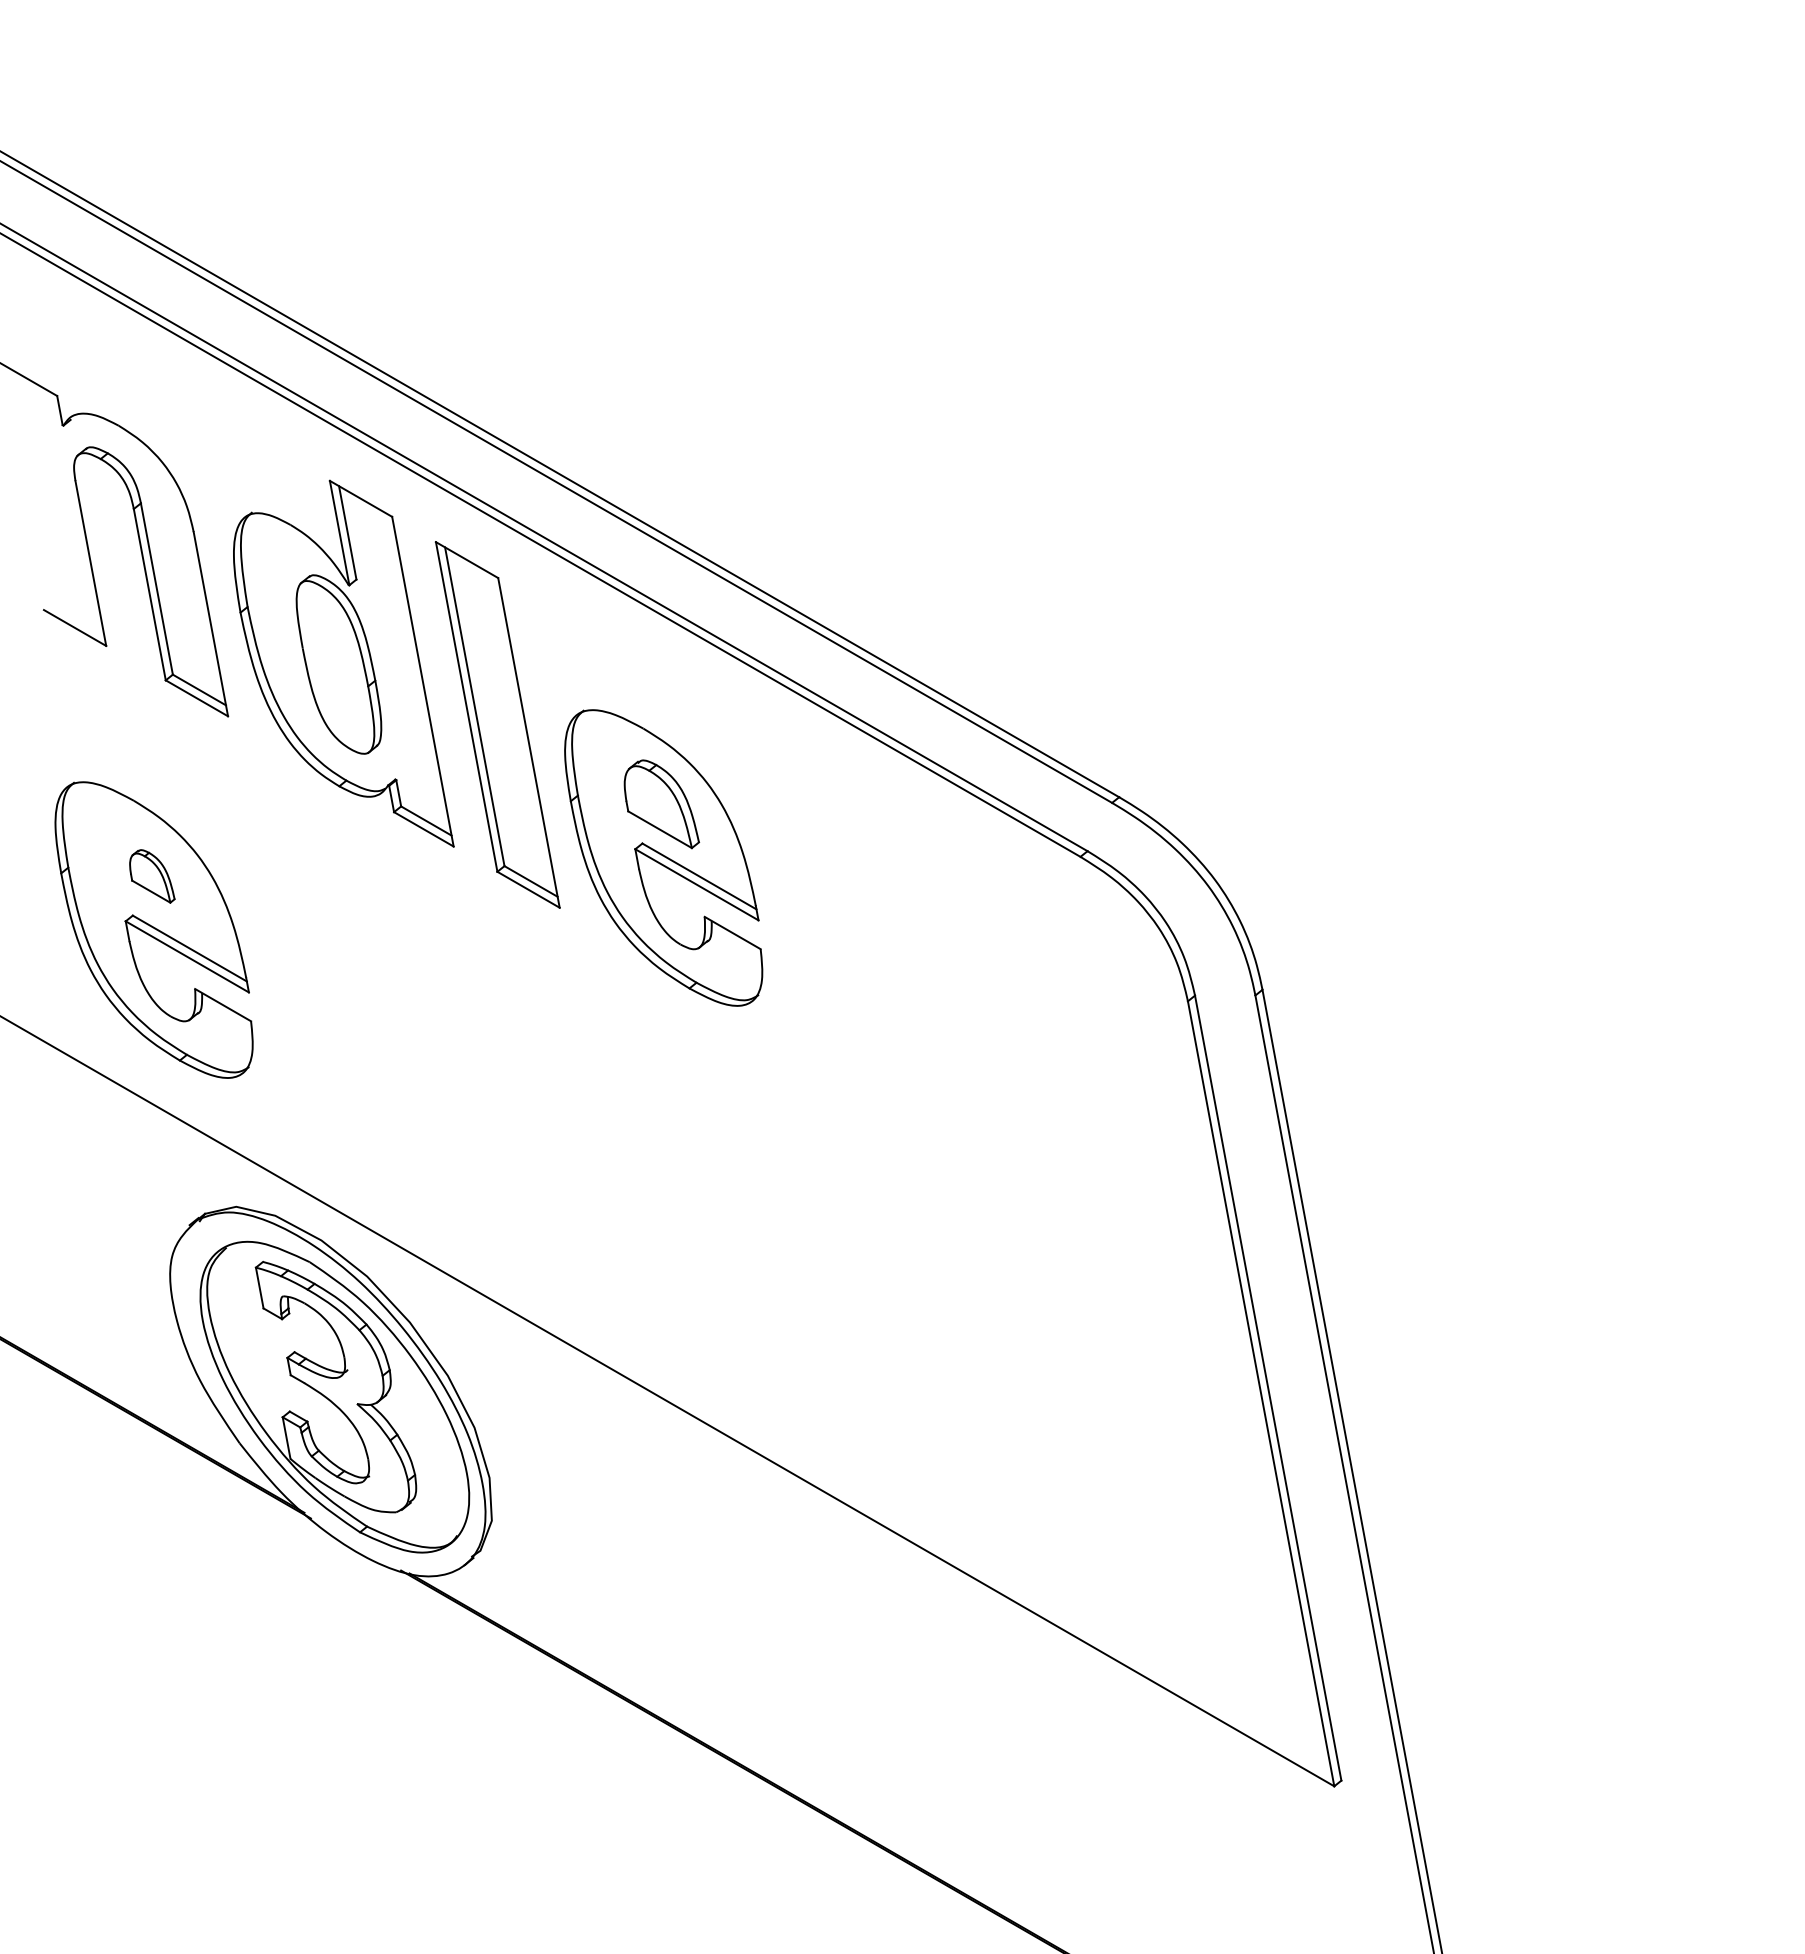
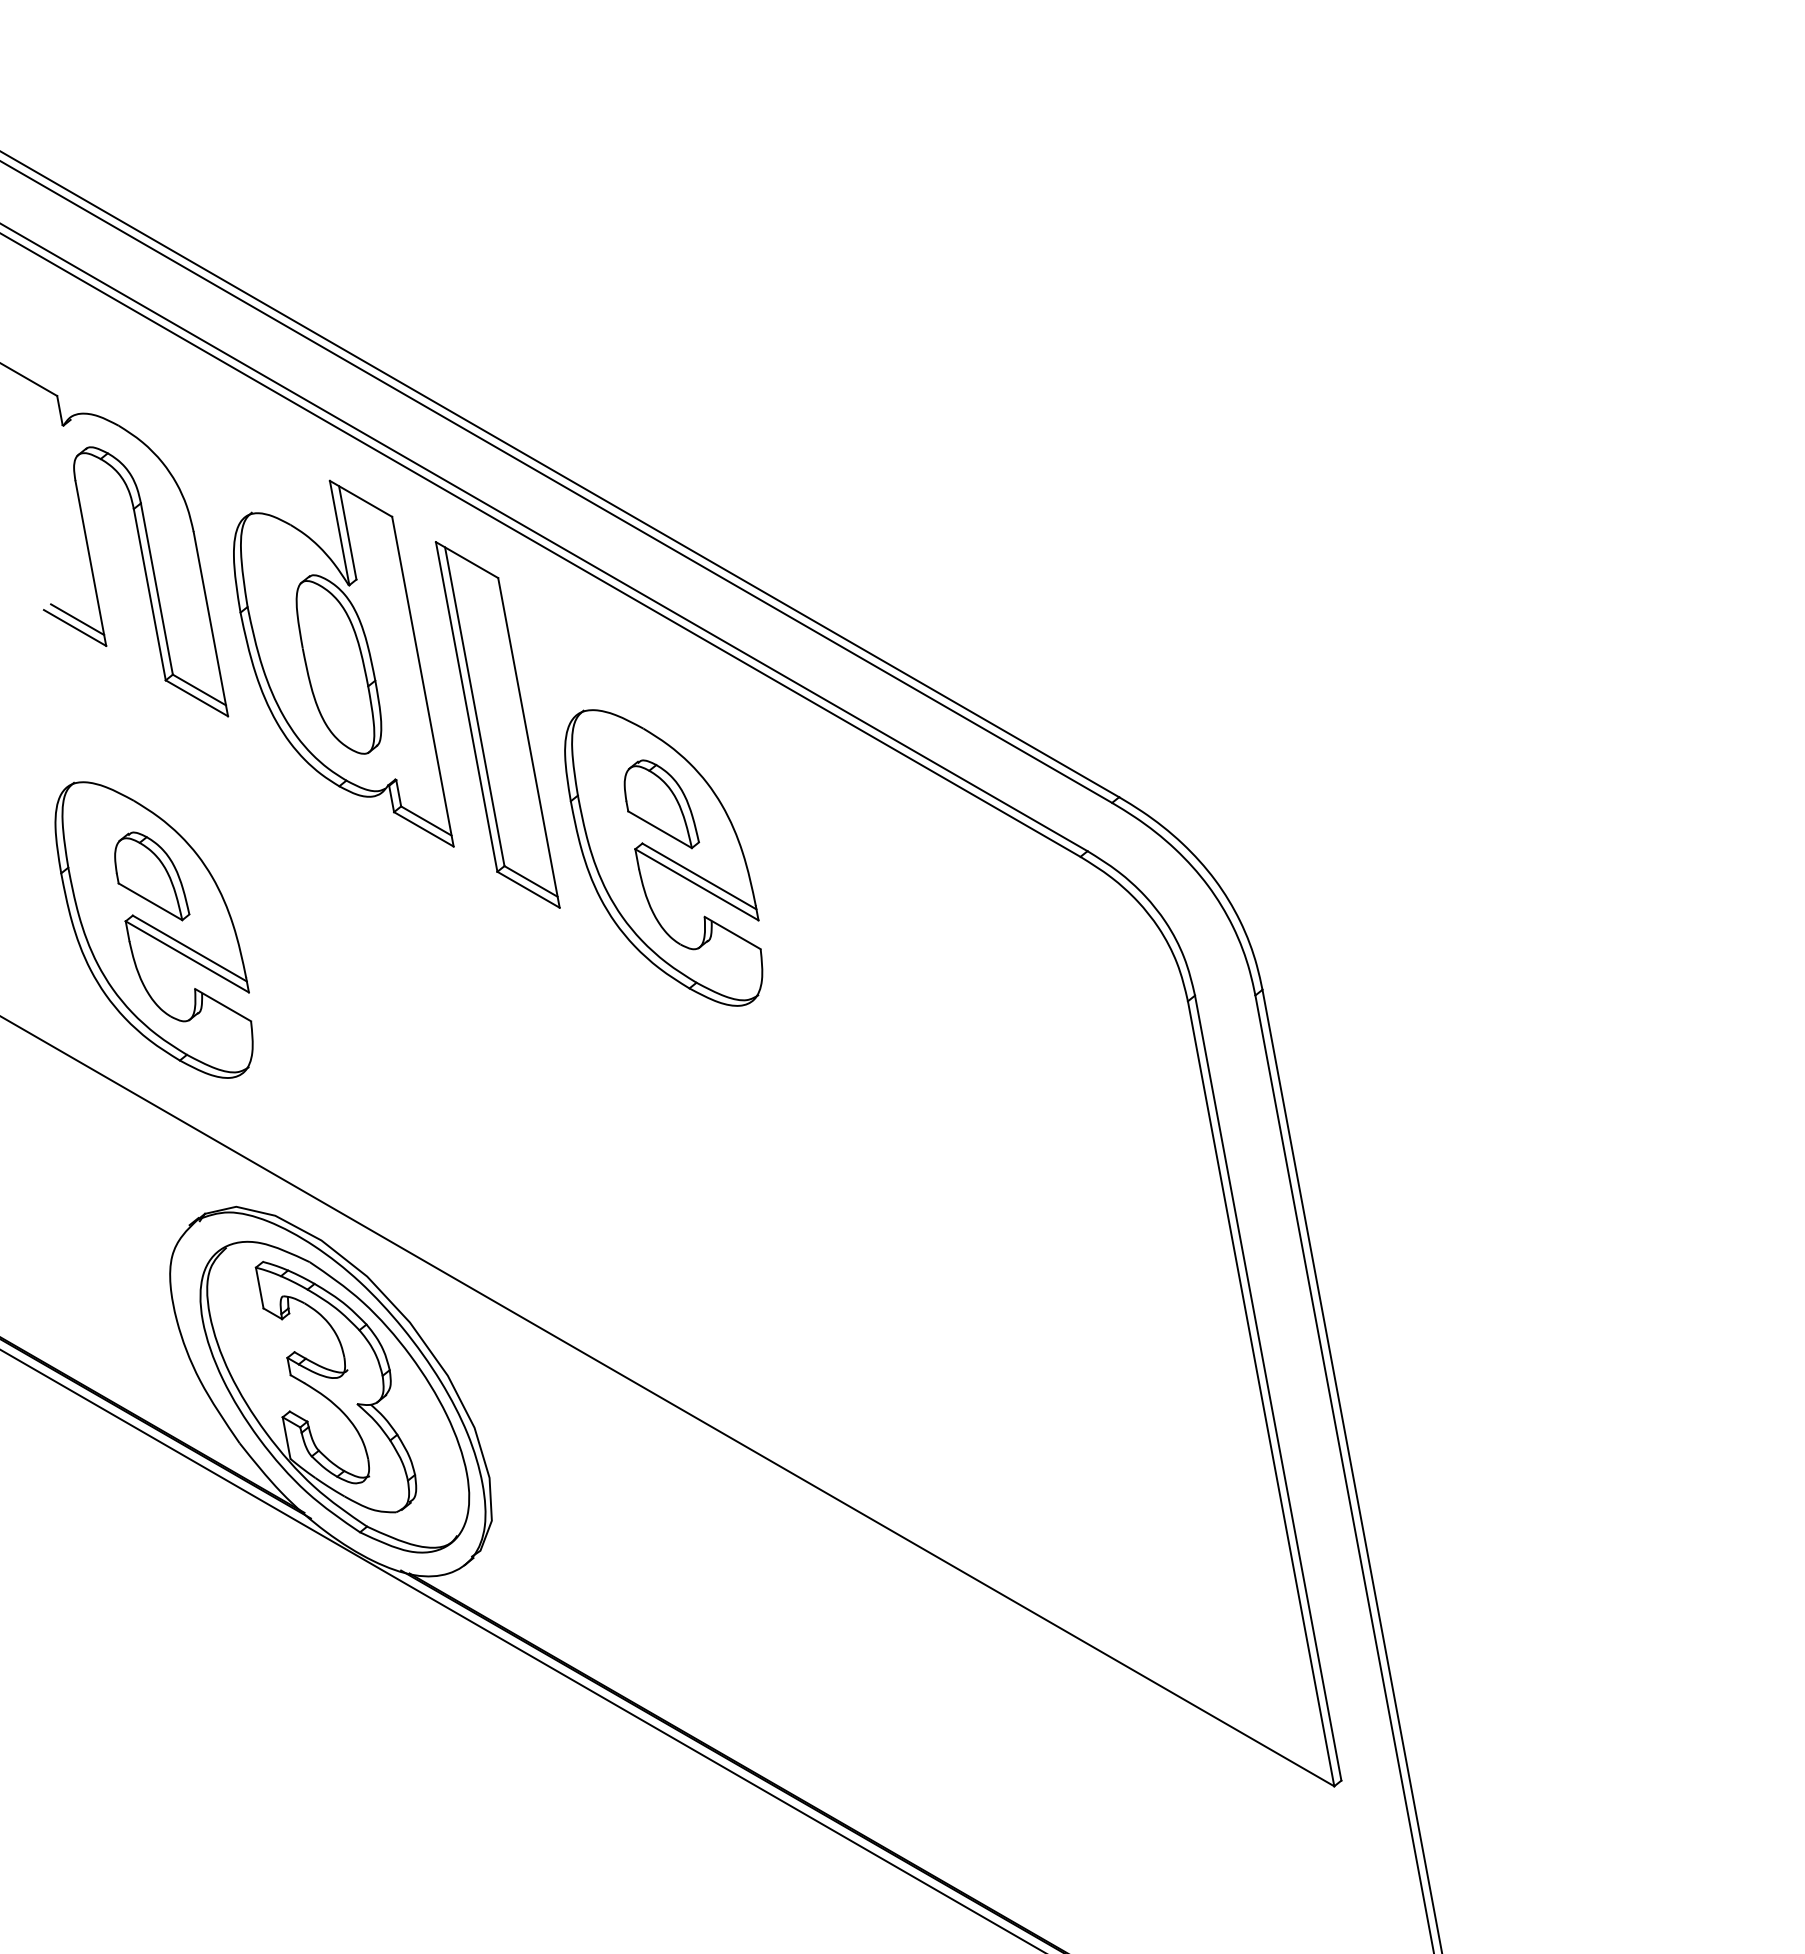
line: none -> present (77, 619)
part size: 47x55 px -> 77x91 px (152, 876)
line: none -> present (521, 1650)
